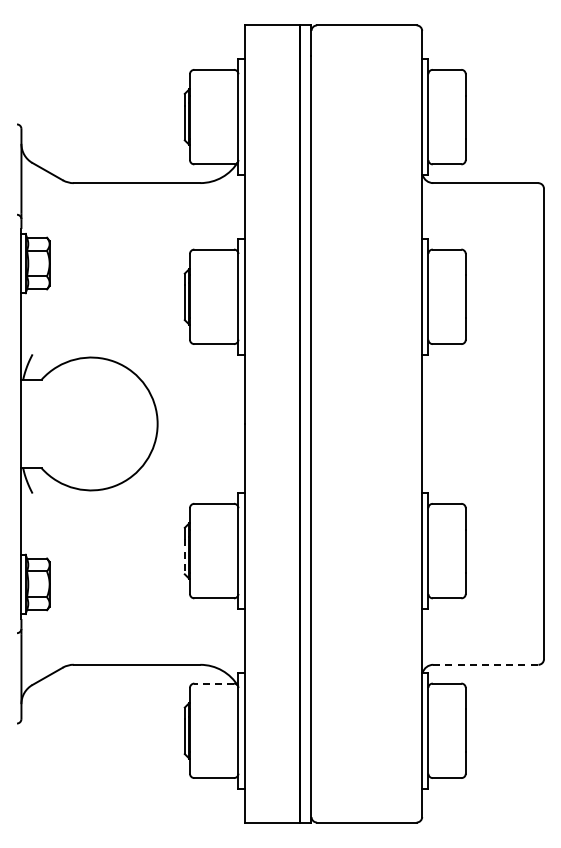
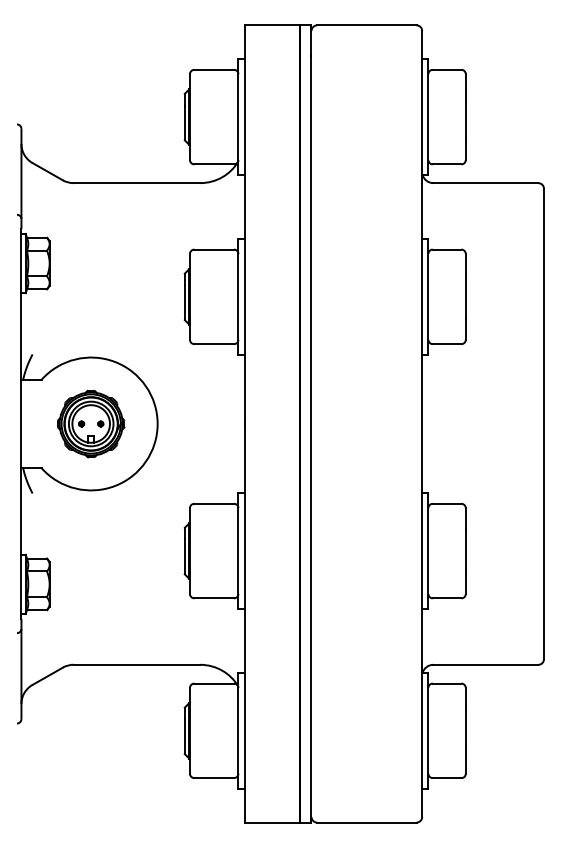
part: none -> present (91, 423)
line: dashed -> solid (184, 557)
line: dashed -> solid (485, 664)
line: dashed -> solid (214, 683)
